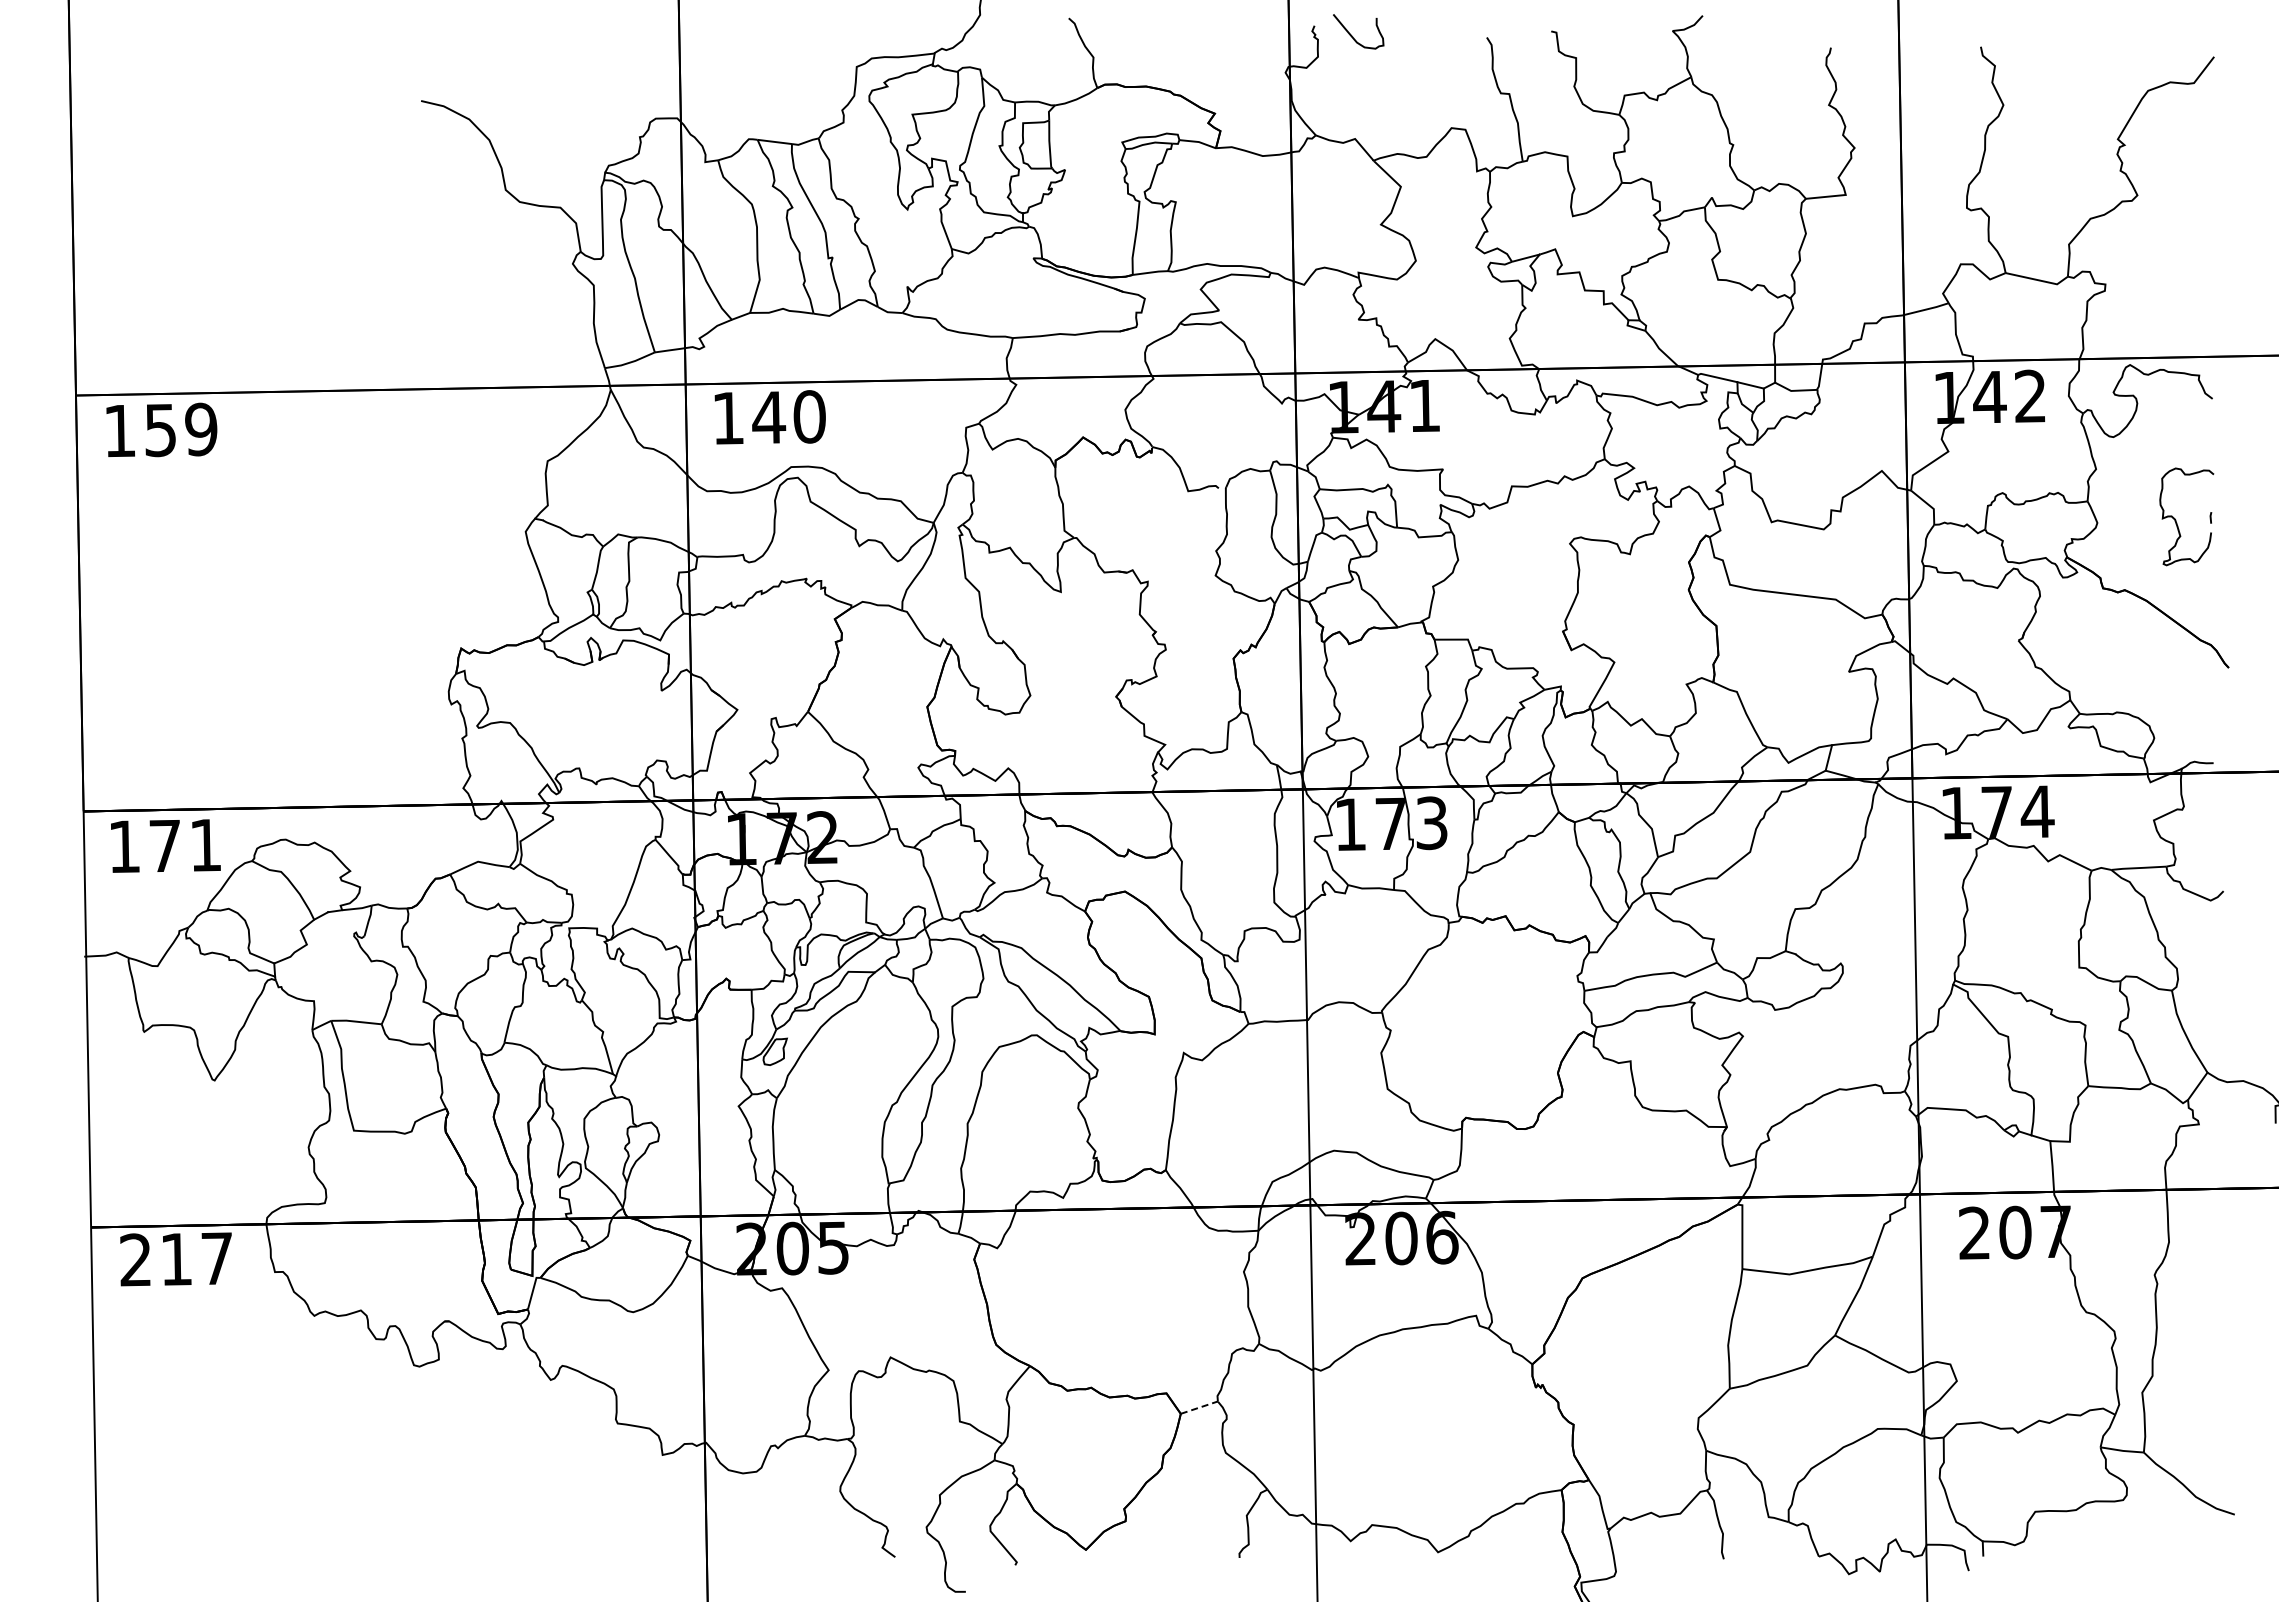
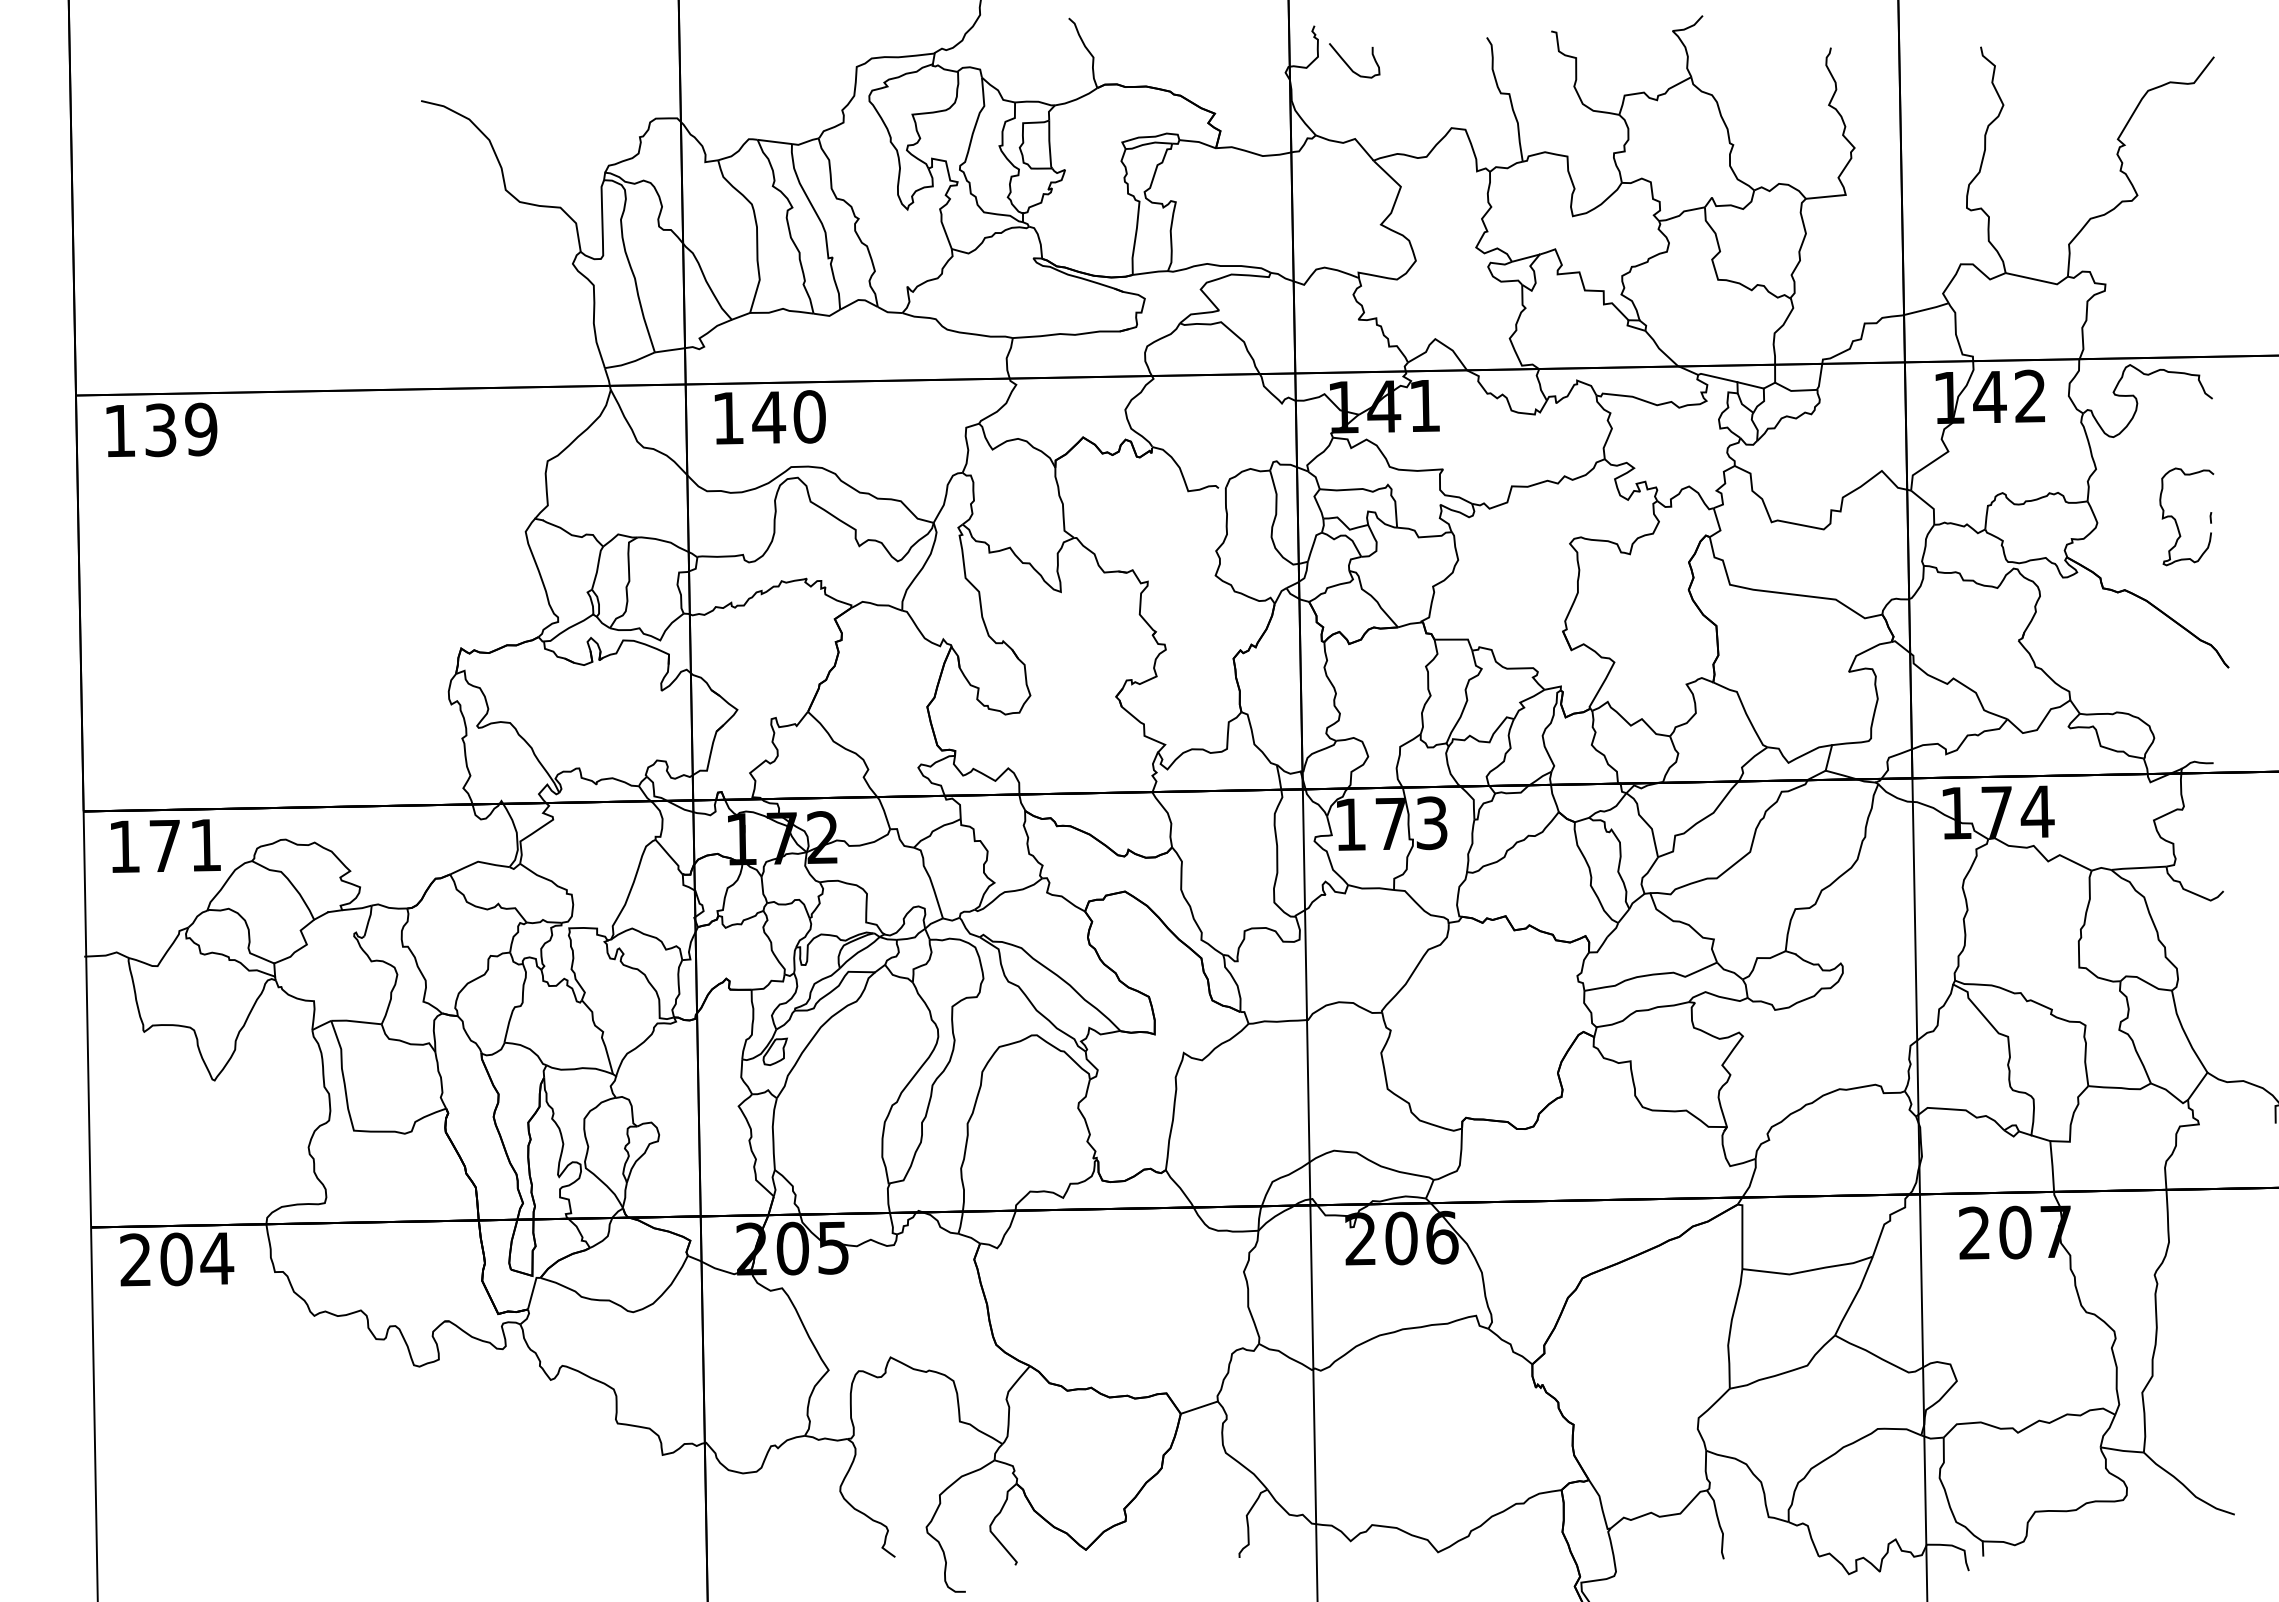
curve position: (1353, 36) -> (1349, 65) (1349, 65)
text: 159 -> 139 (161, 429)
text: 217 -> 204 (197, 1259)
line: dashed -> solid (1199, 1407)
